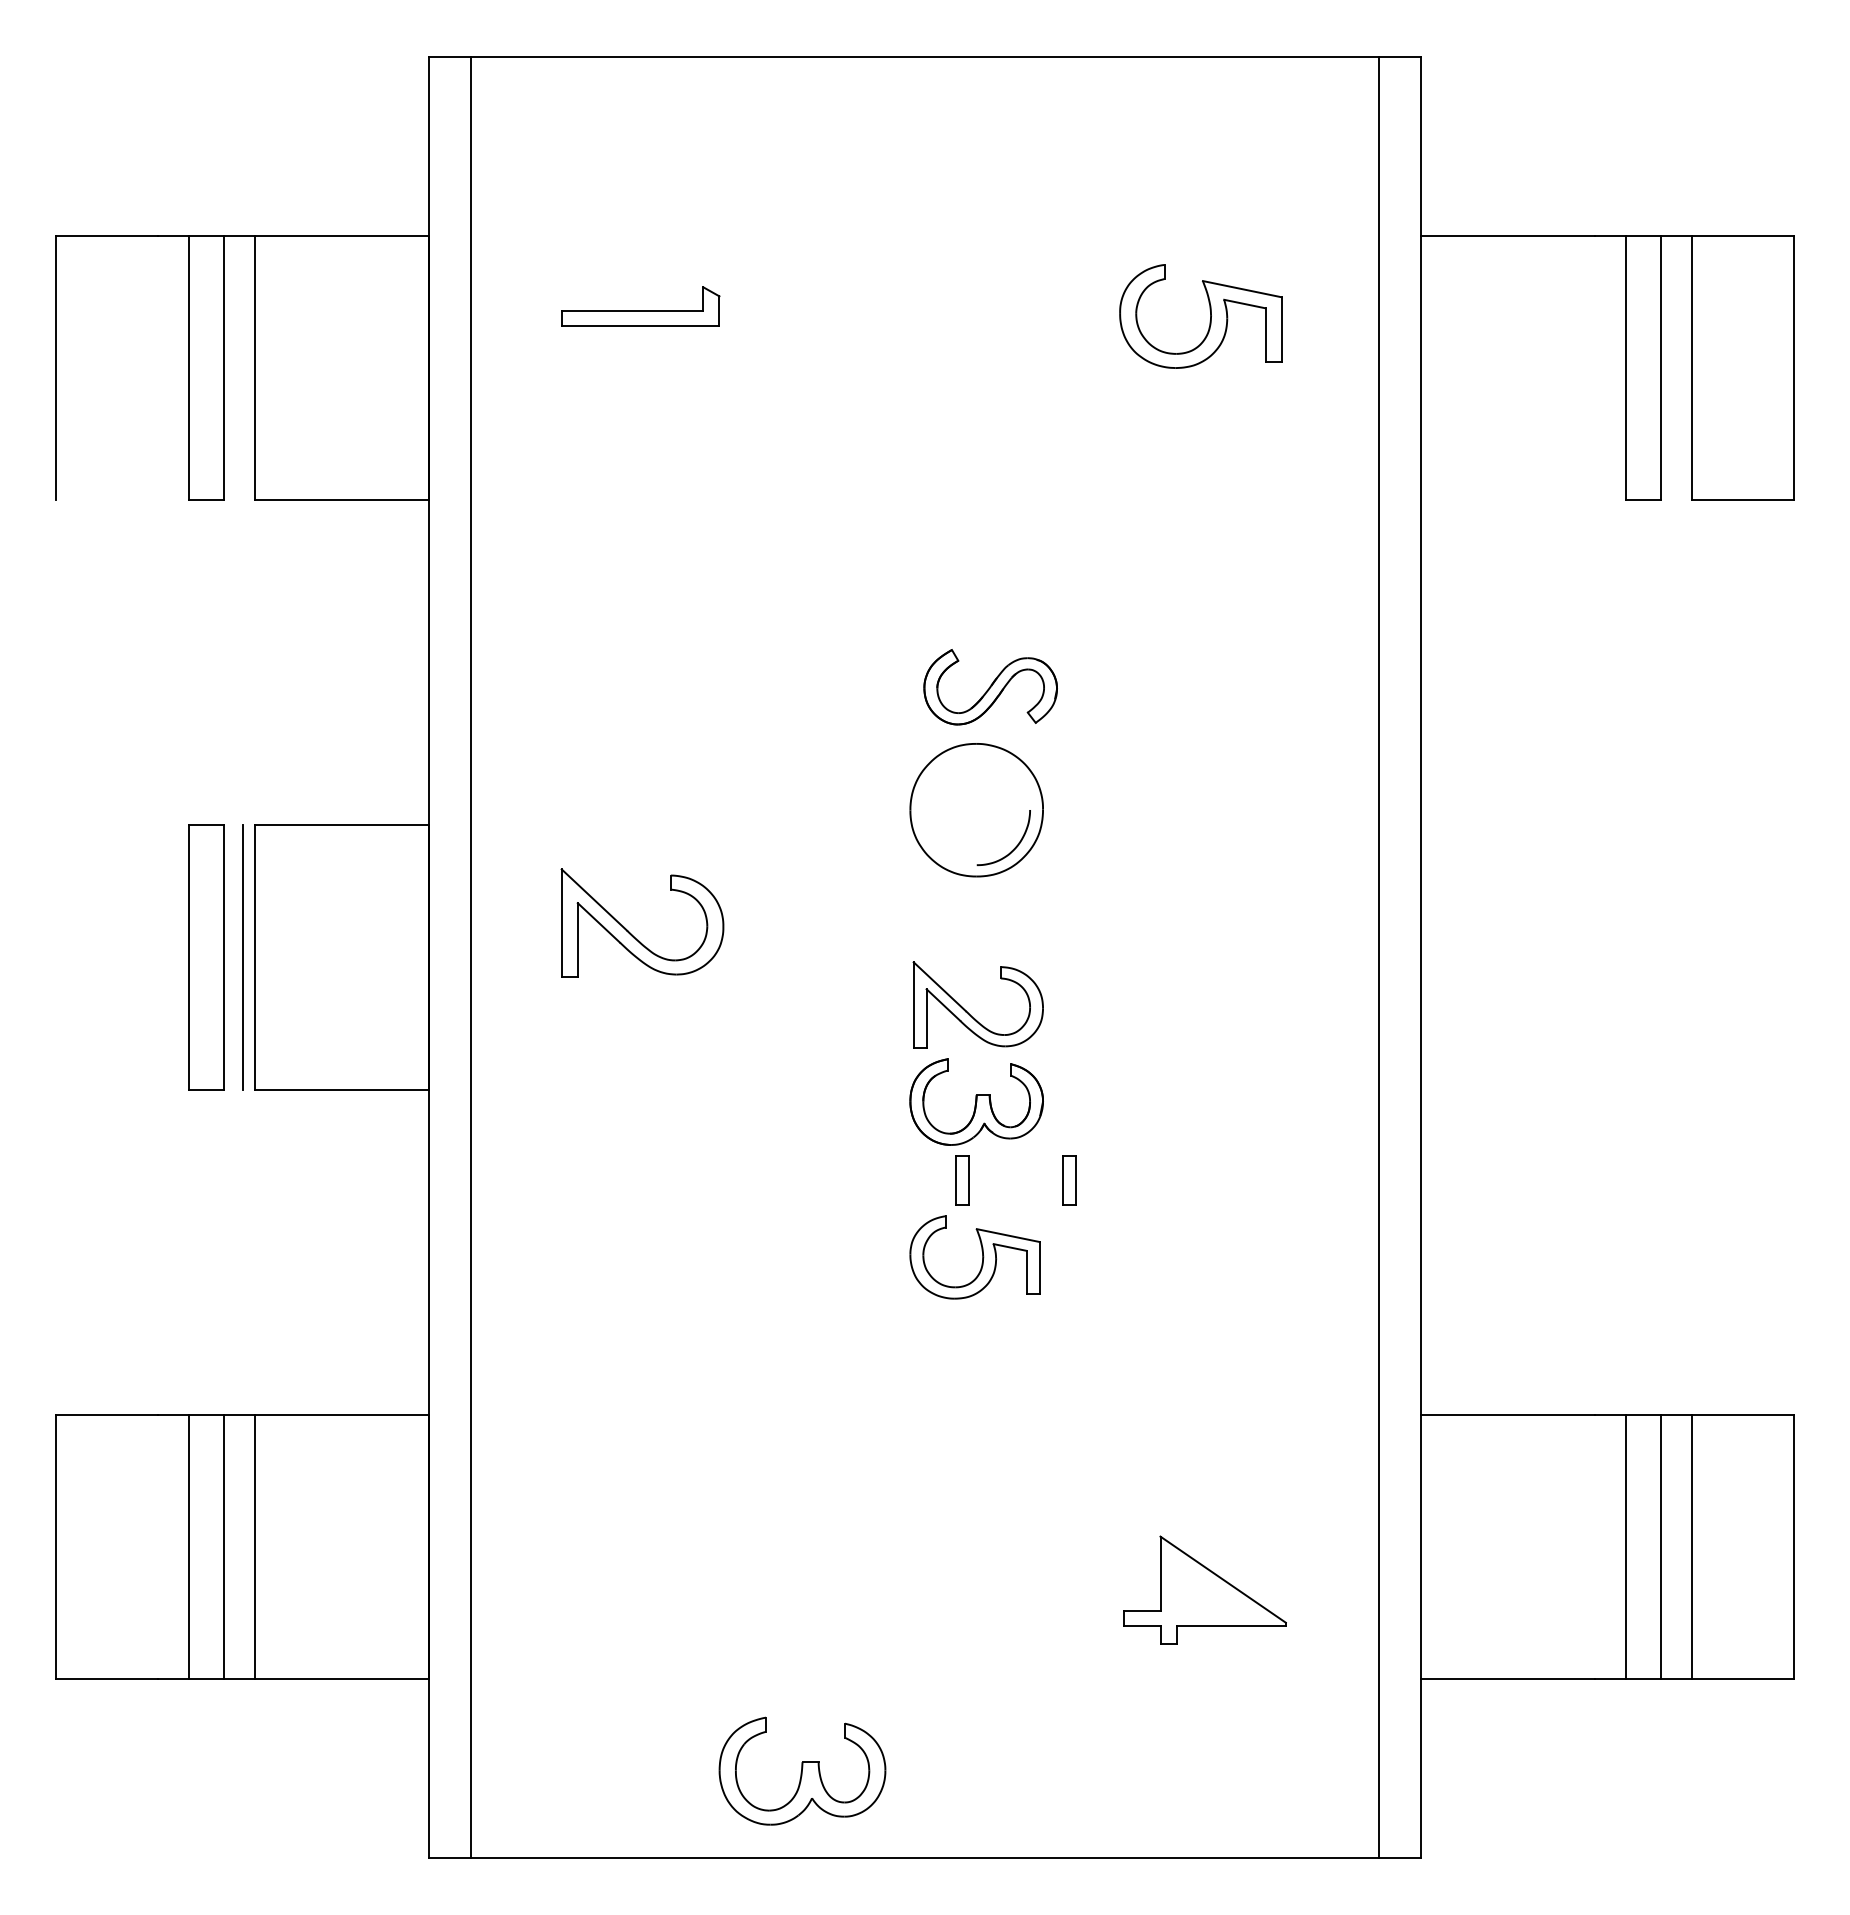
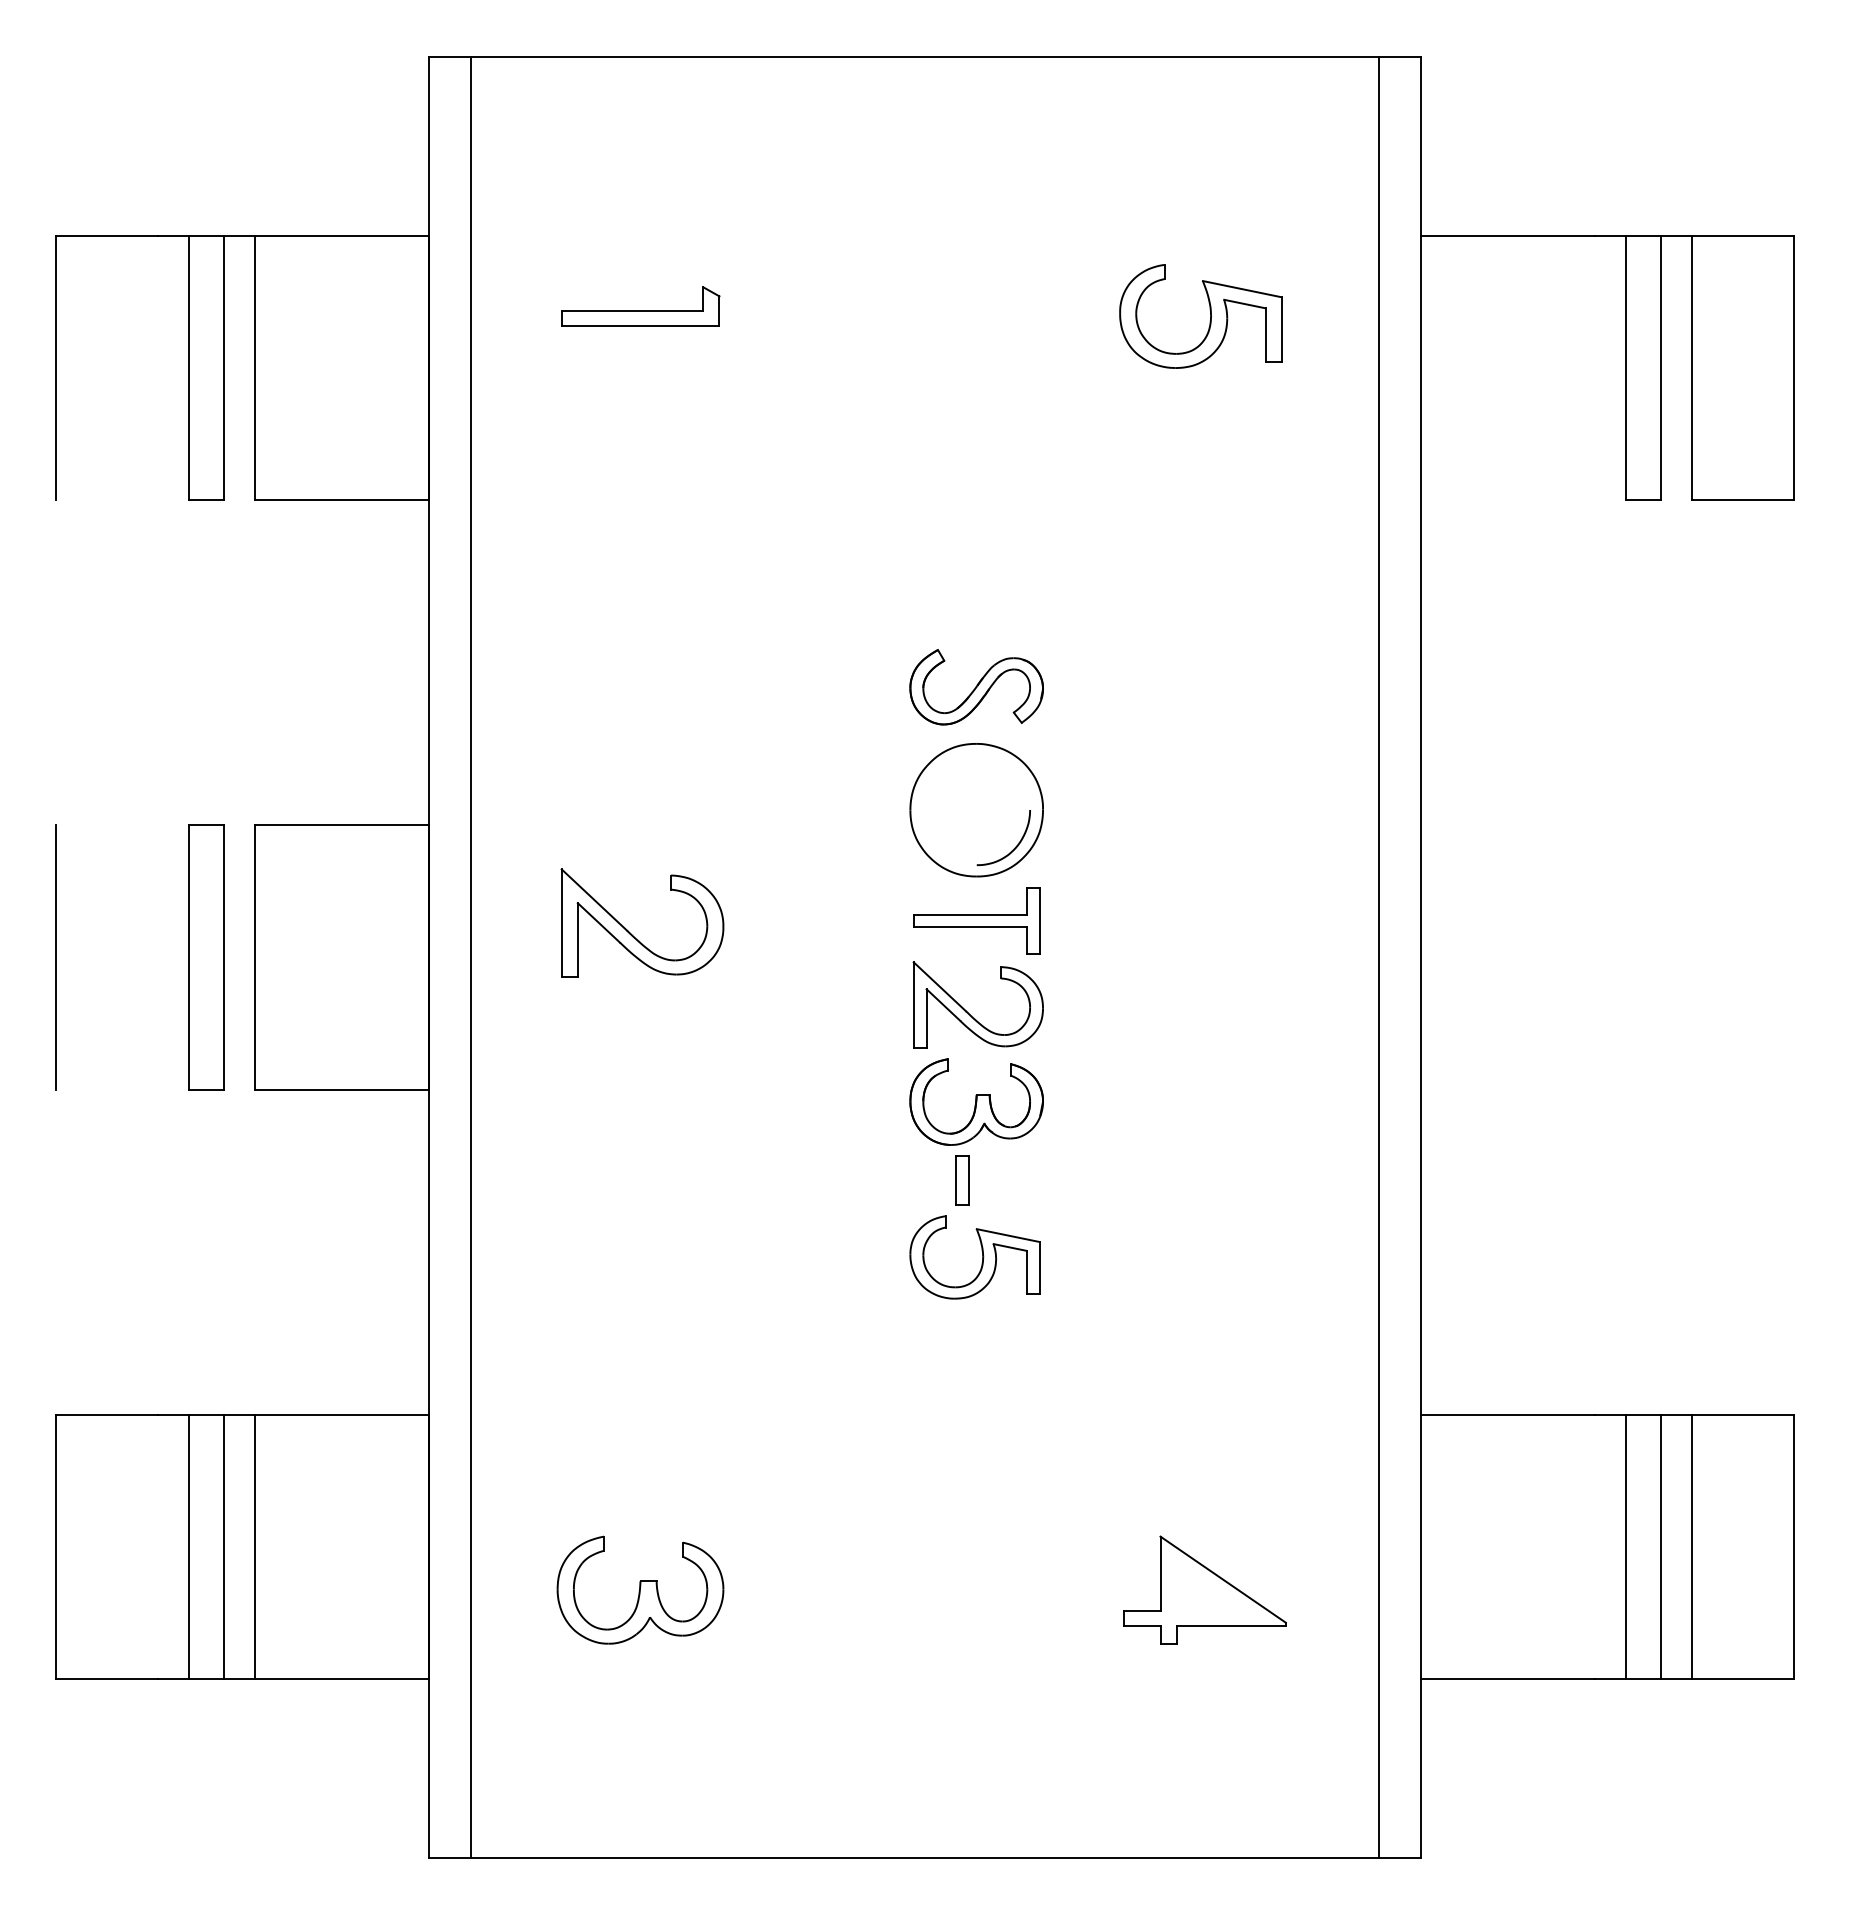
part position: (990, 687) -> (976, 687) (976, 687)
part: none -> present (976, 920)
line position: (242, 957) -> (55, 957) (55, 957)
part: present -> none (1069, 1180)
part position: (802, 1770) -> (640, 1589) (640, 1589)
